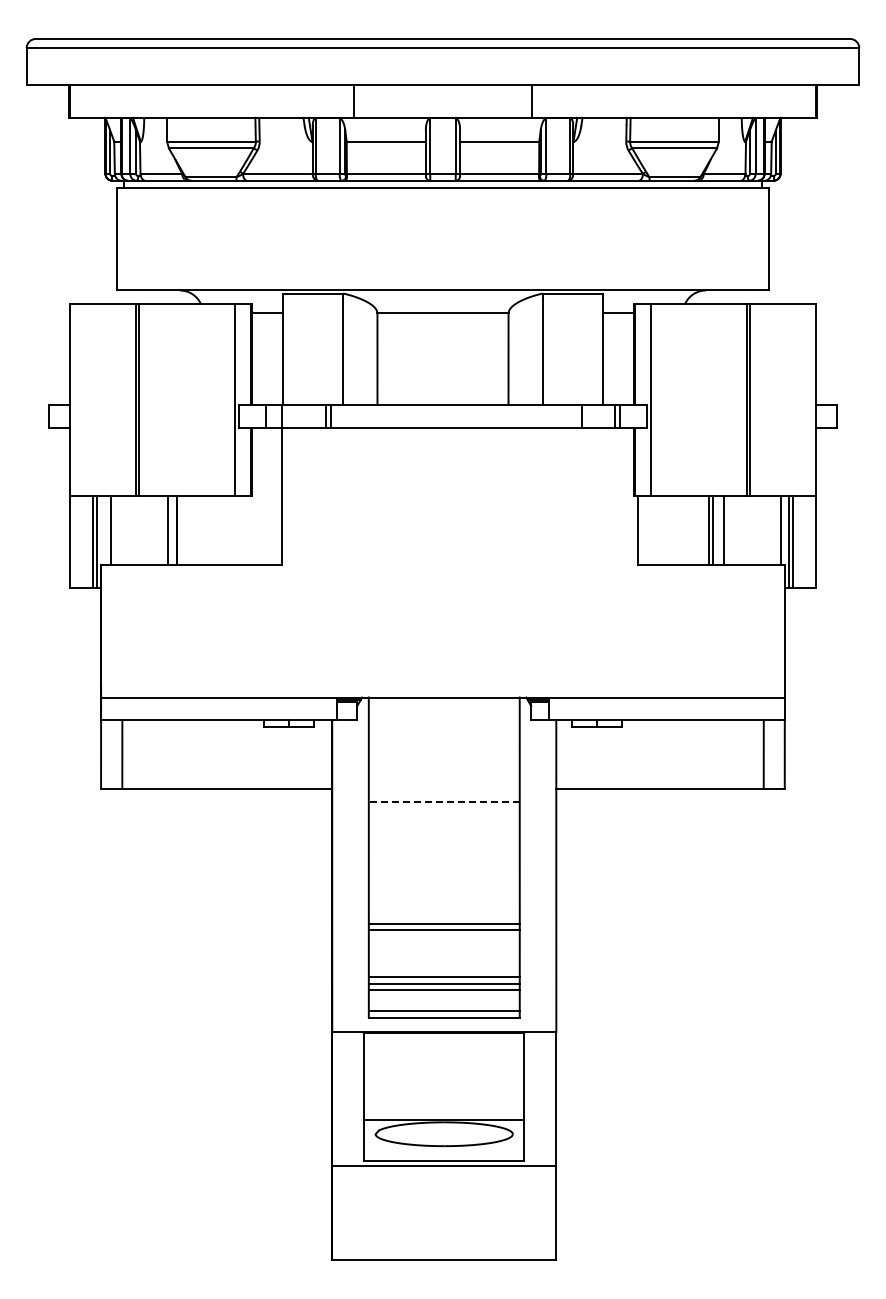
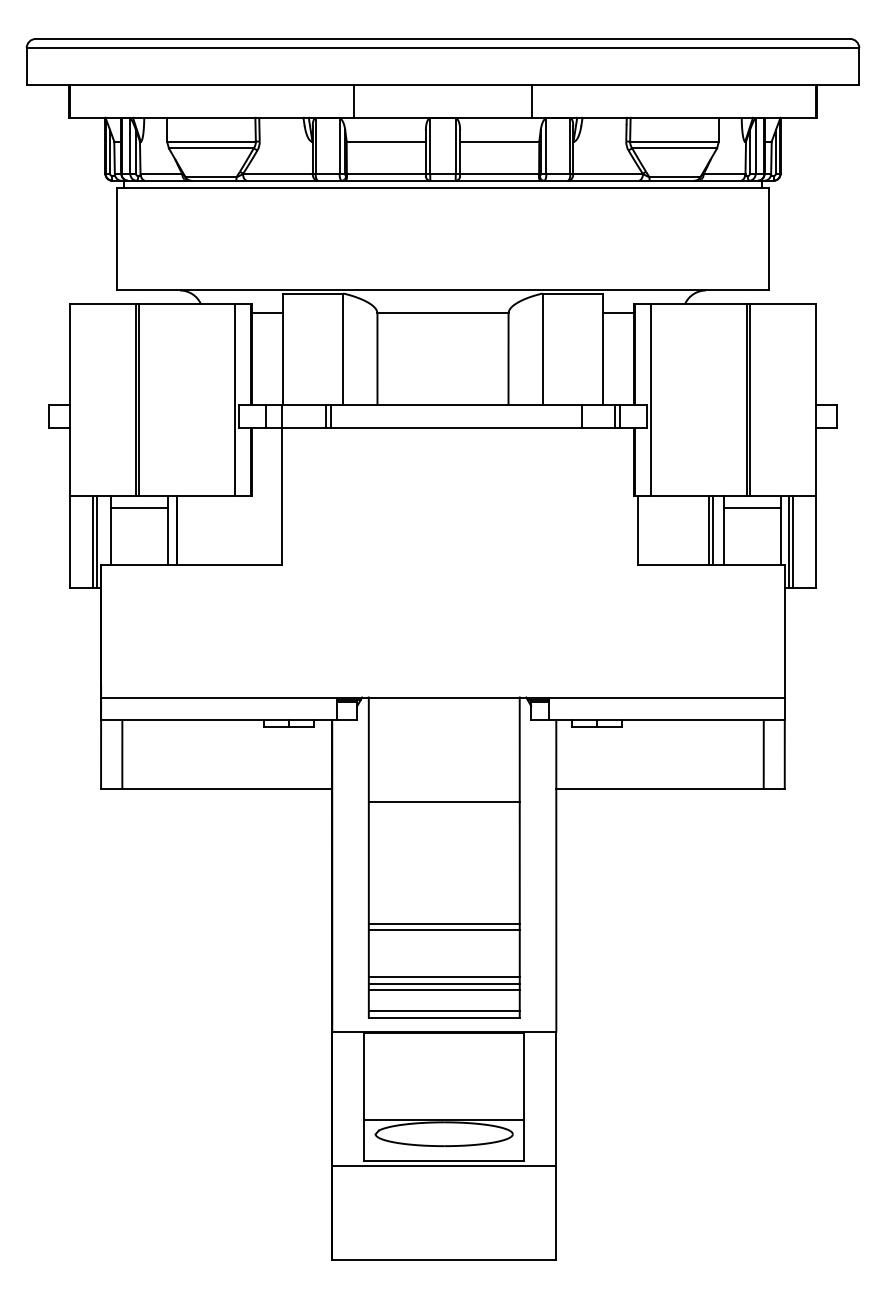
line: none -> present (138, 507)
line: none -> present (752, 507)
line: dashed -> solid (443, 801)
